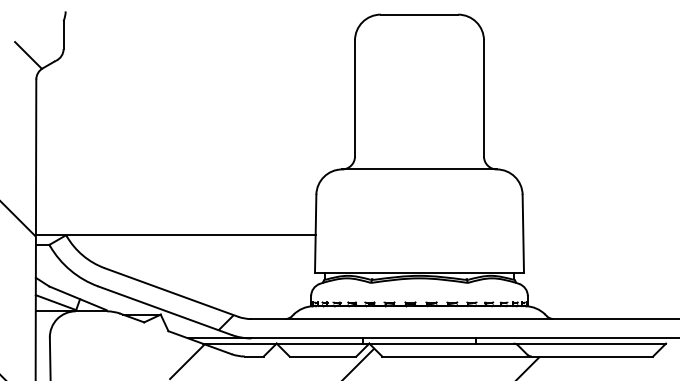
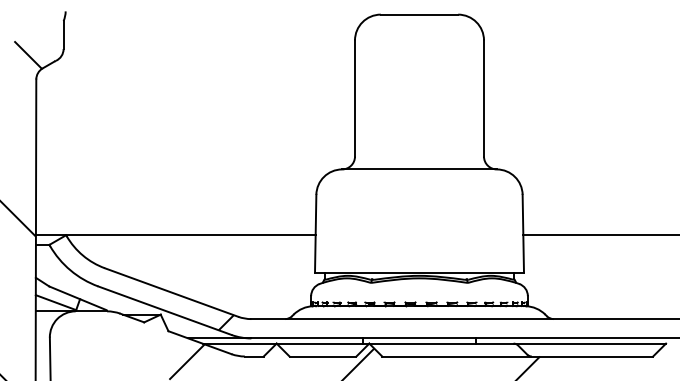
line: none -> present (599, 235)
